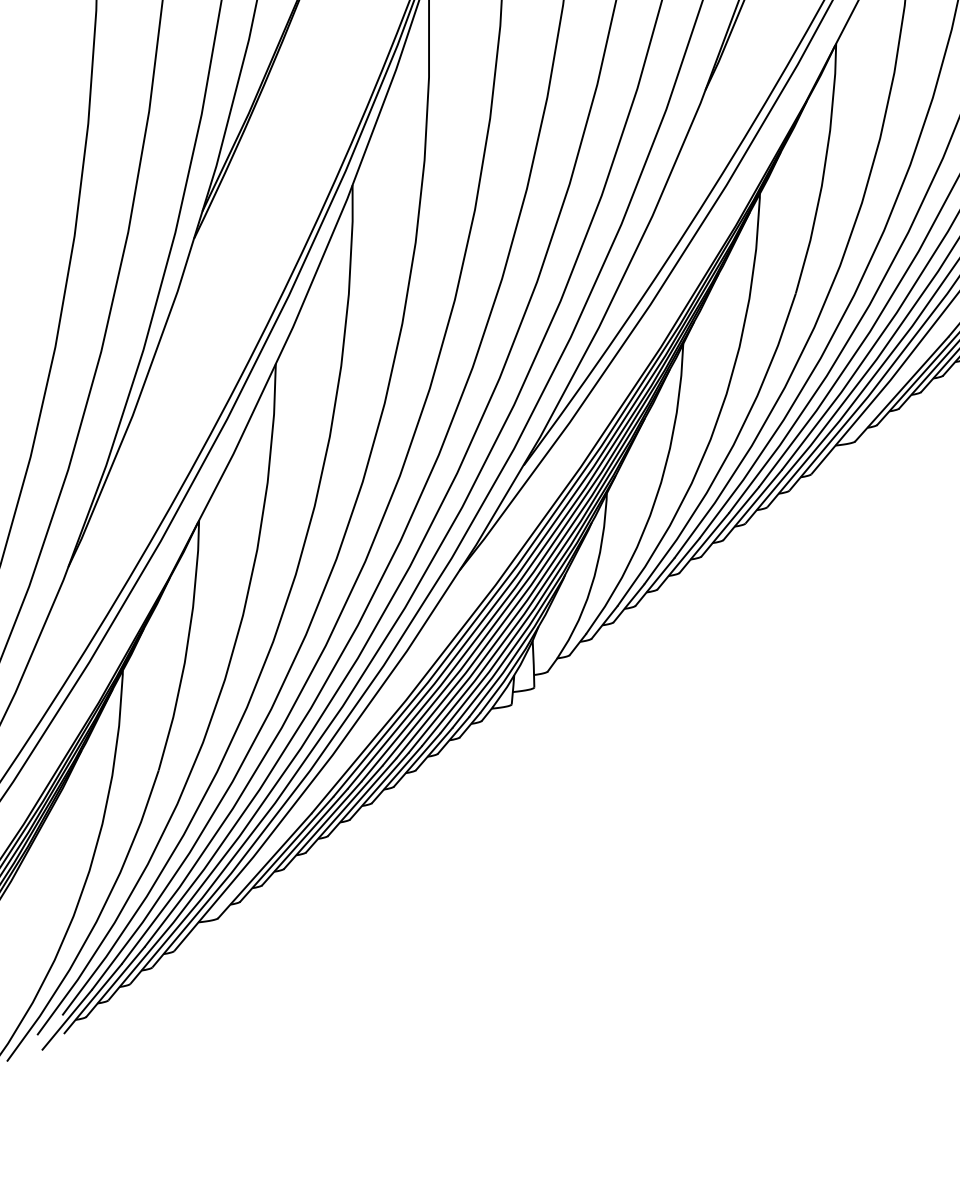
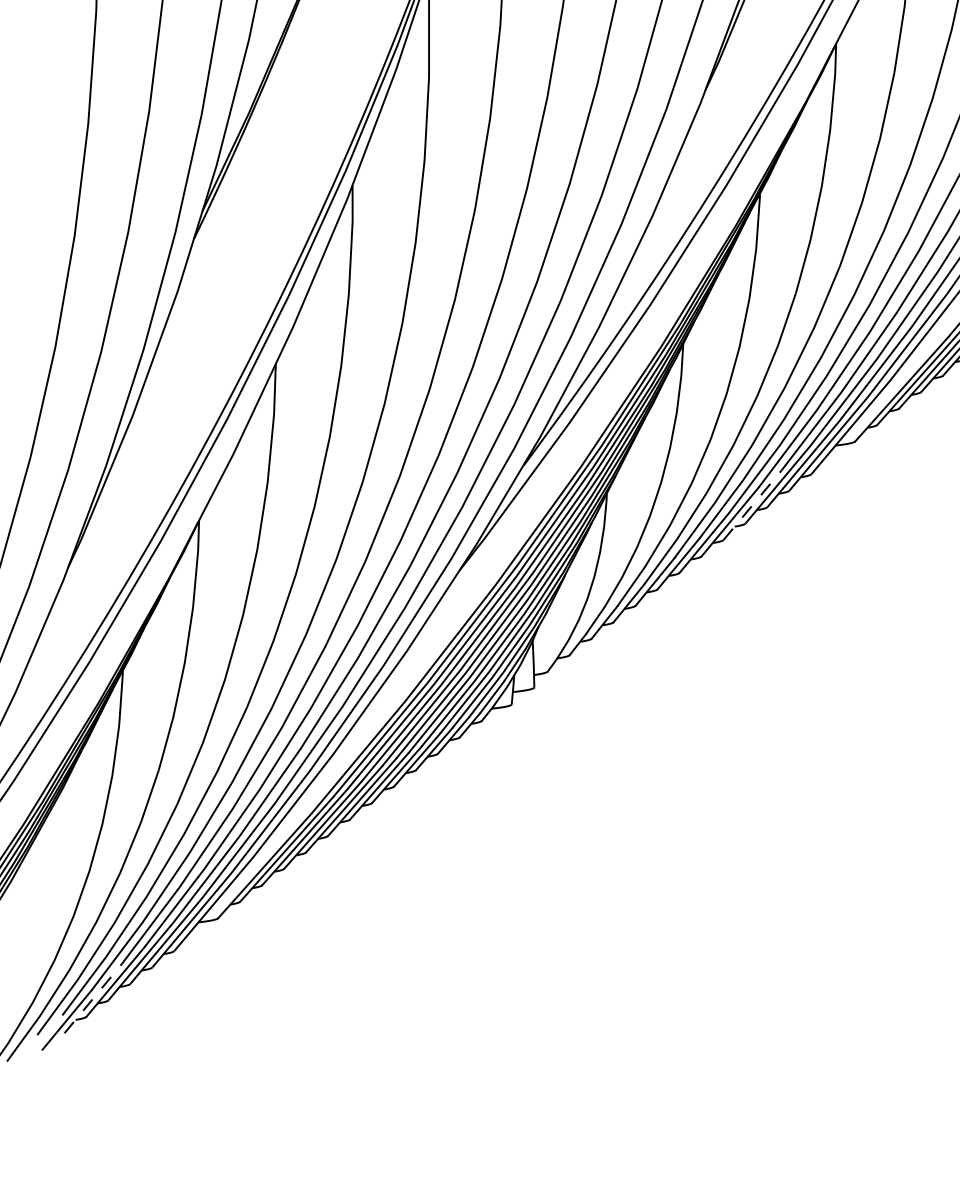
line: solid -> dashed (752, 504)
line: solid -> dashed (93, 998)
